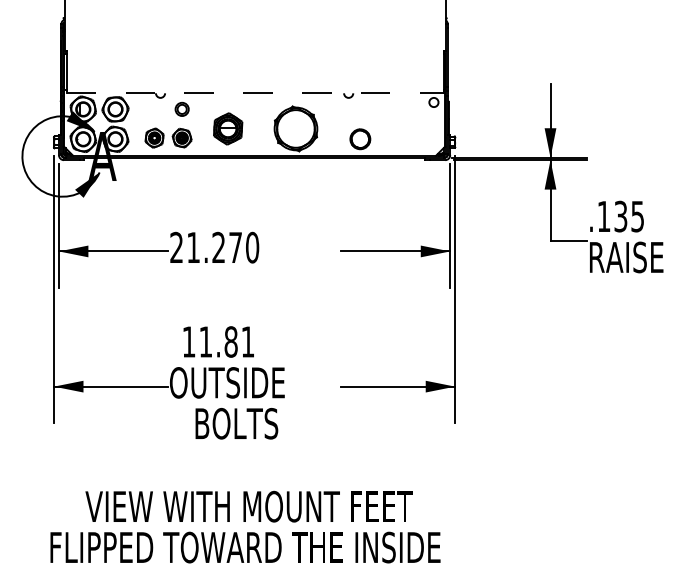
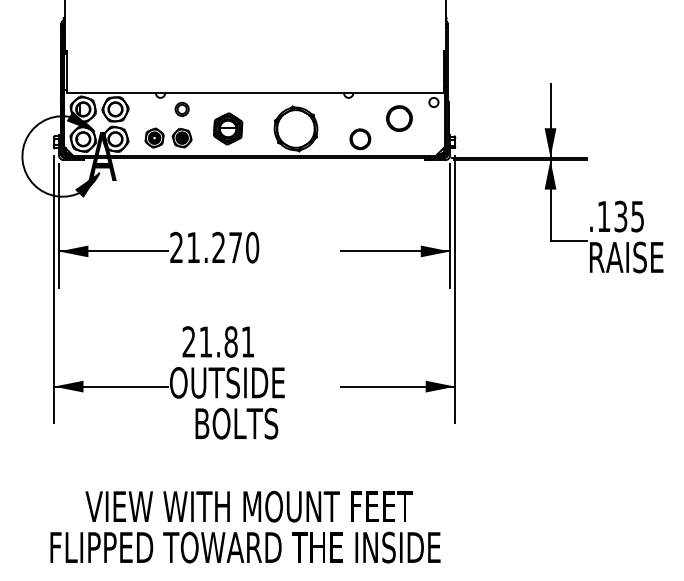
line: dashed -> solid (255, 93)
circle: none -> present (399, 118)
text: 11.81 -> 21.81 (188, 341)
